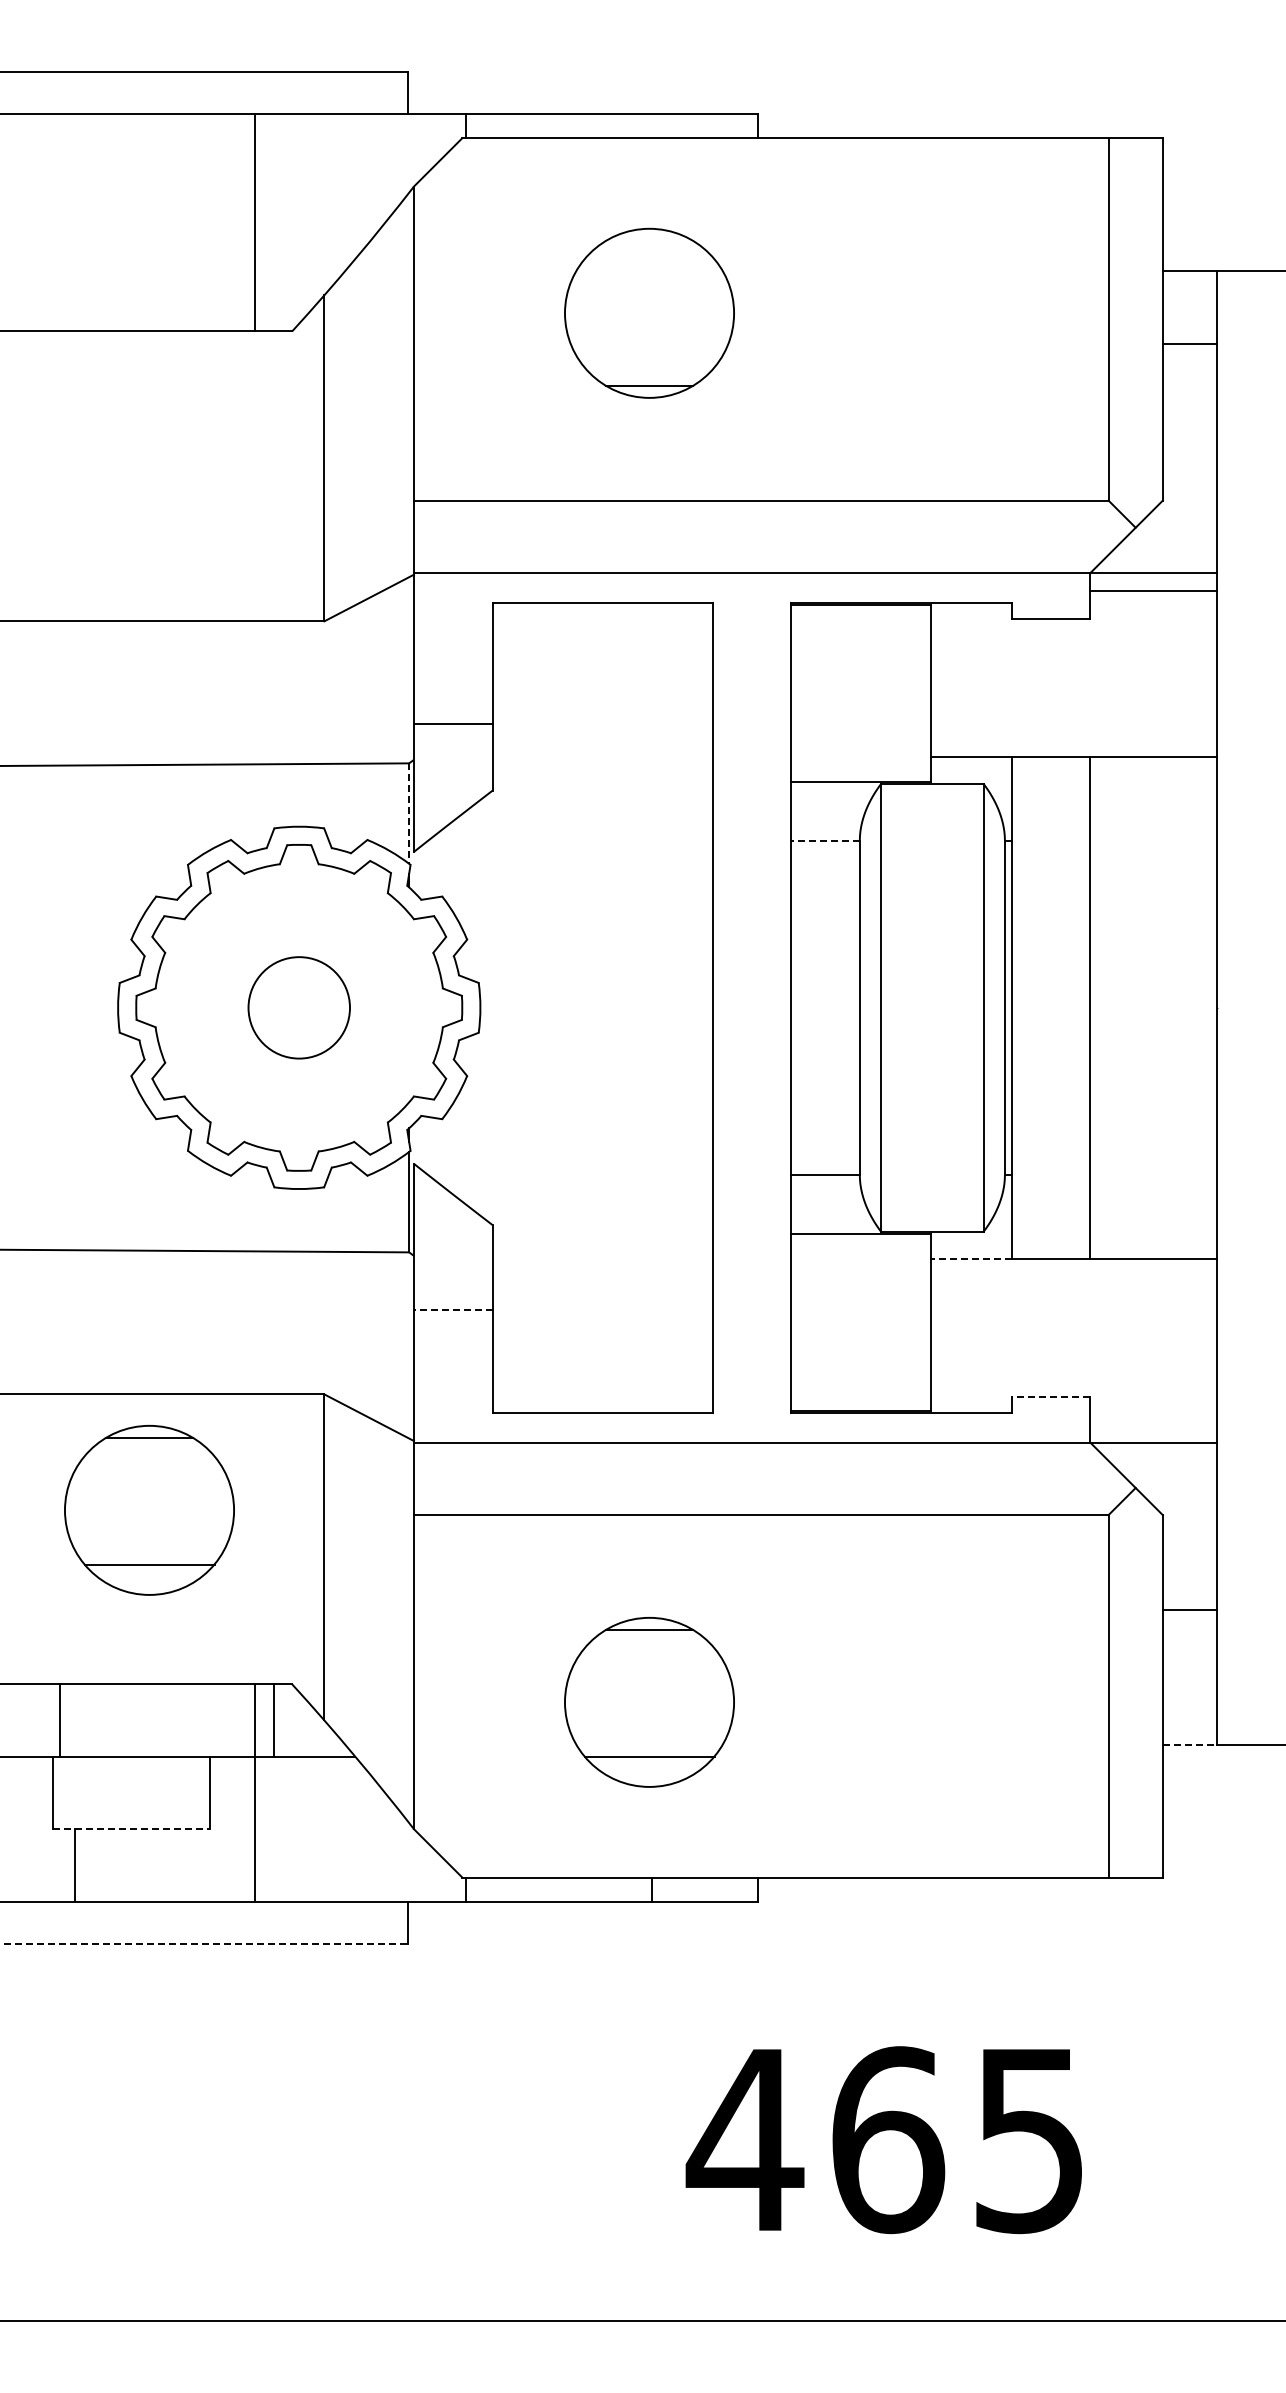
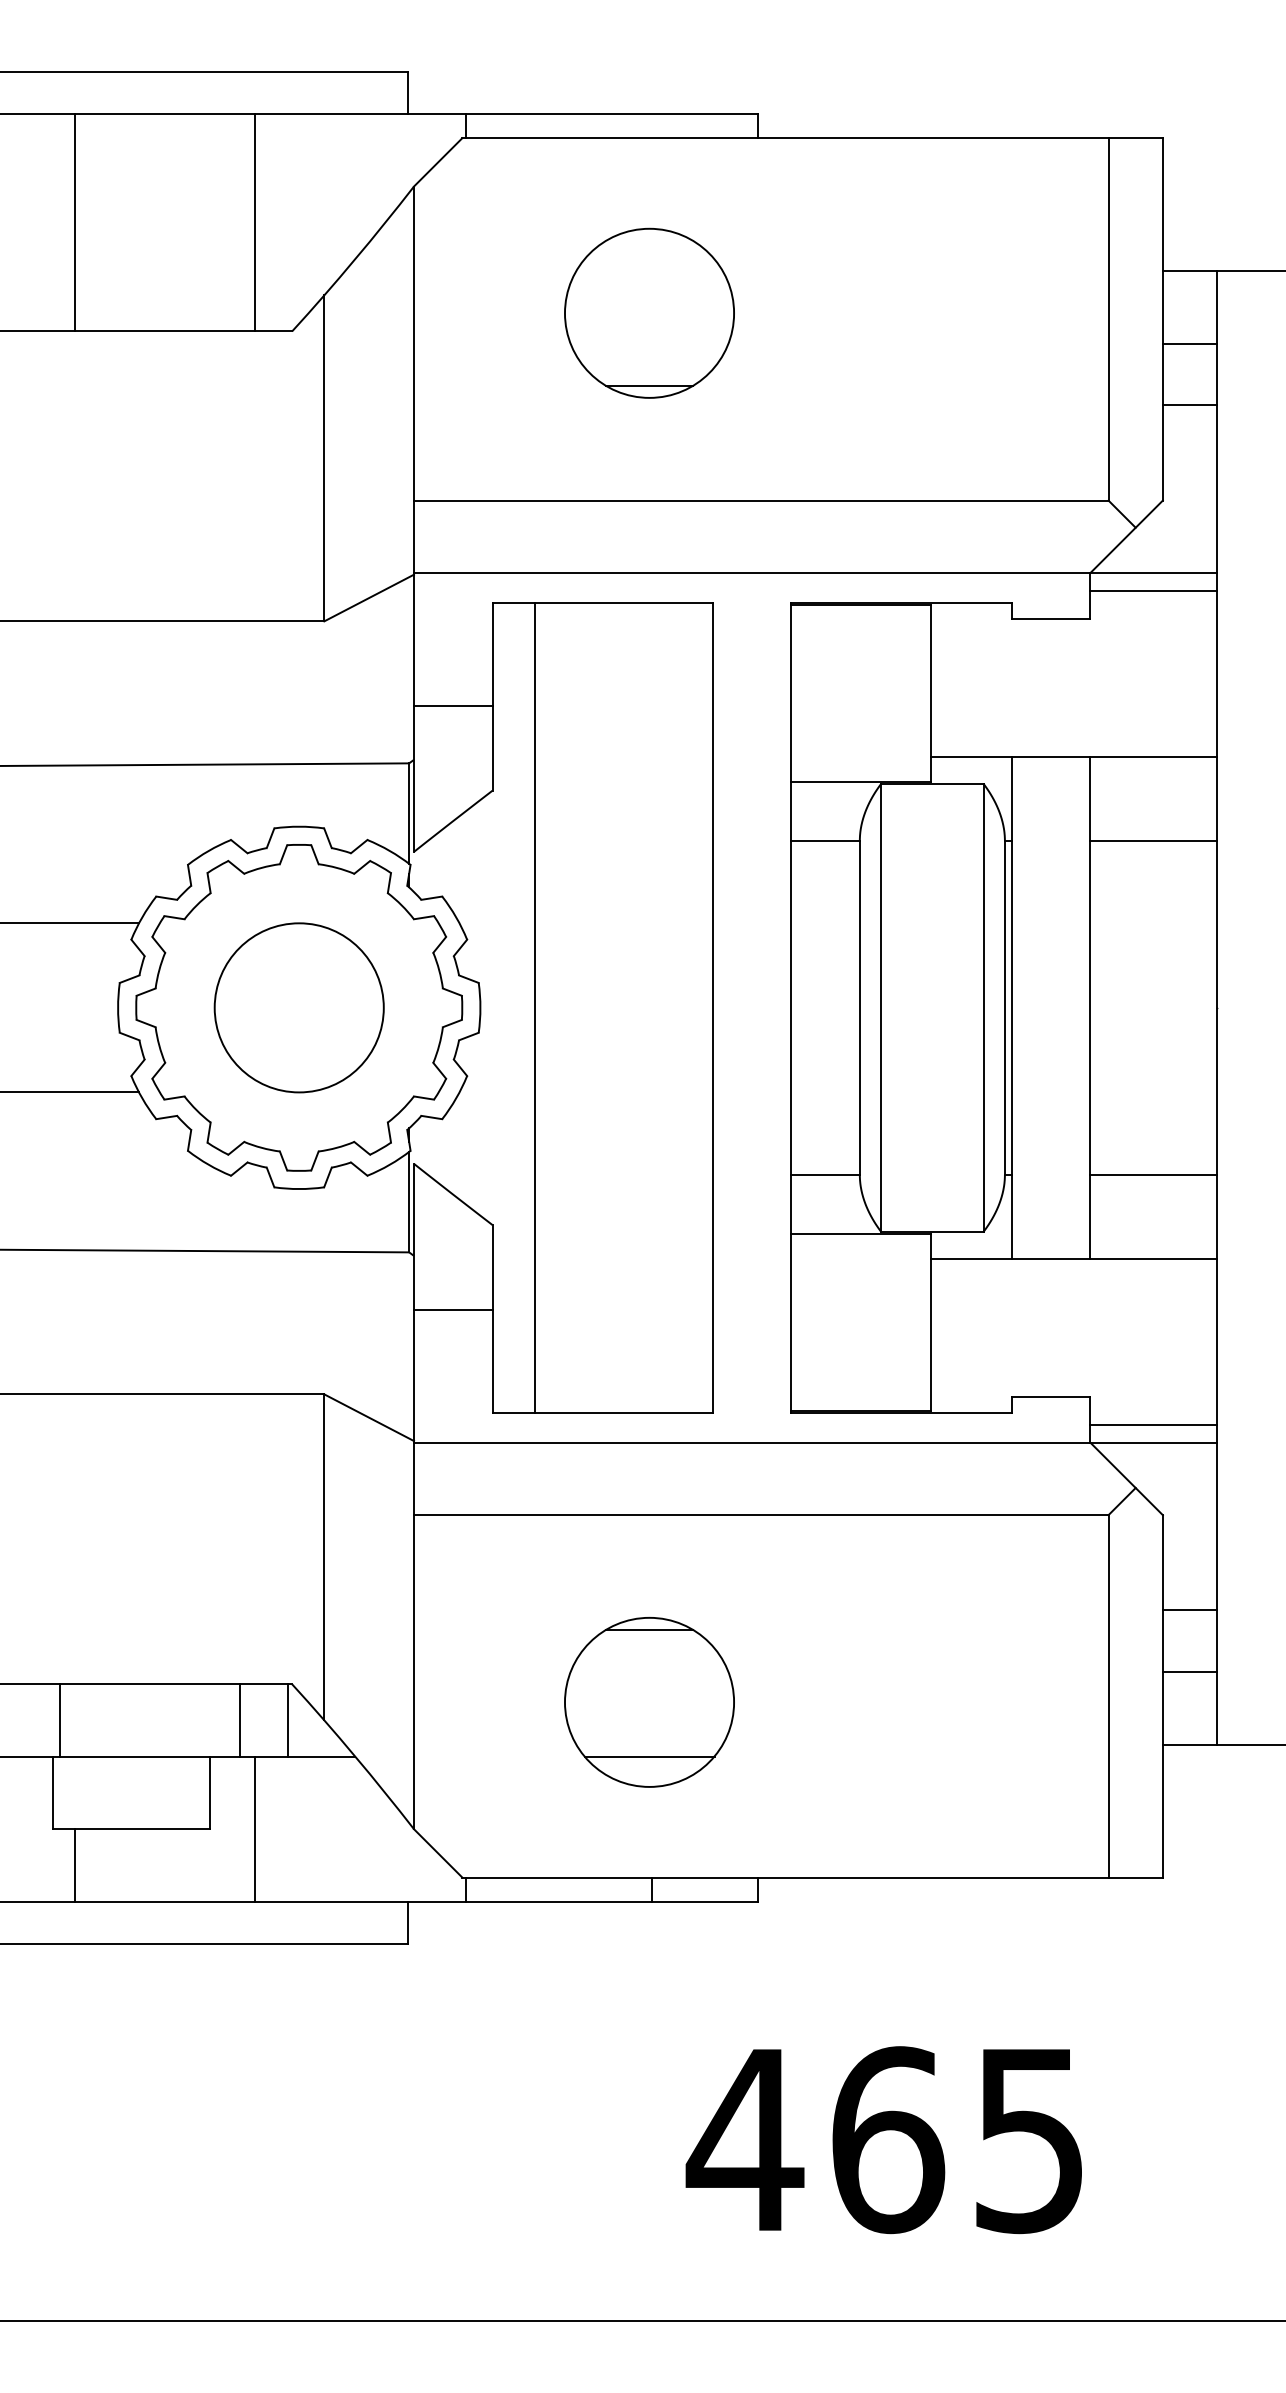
line: none -> present (75, 222)
line: none -> present (1189, 405)
line position: (453, 723) -> (453, 705) (453, 705)
line: dashed -> solid (409, 814)
line: dashed -> solid (825, 840)
line: none -> present (1153, 840)
line: none -> present (70, 923)
circle diameter: 101 px -> 169 px (298, 1007)
line: none -> present (535, 1007)
line: none -> present (70, 1092)
line: none -> present (1153, 1175)
line: dashed -> solid (971, 1258)
line: dashed -> solid (452, 1309)
line: dashed -> solid (1050, 1396)
line: none -> present (1153, 1424)
part: present -> none (149, 1510)
line: none -> present (1189, 1671)
line position: (254, 1720) -> (239, 1720) (239, 1720)
line position: (274, 1720) -> (288, 1720) (288, 1720)
line: dashed -> solid (1190, 1744)
line: dashed -> solid (131, 1829)
line: dashed -> solid (204, 1943)
